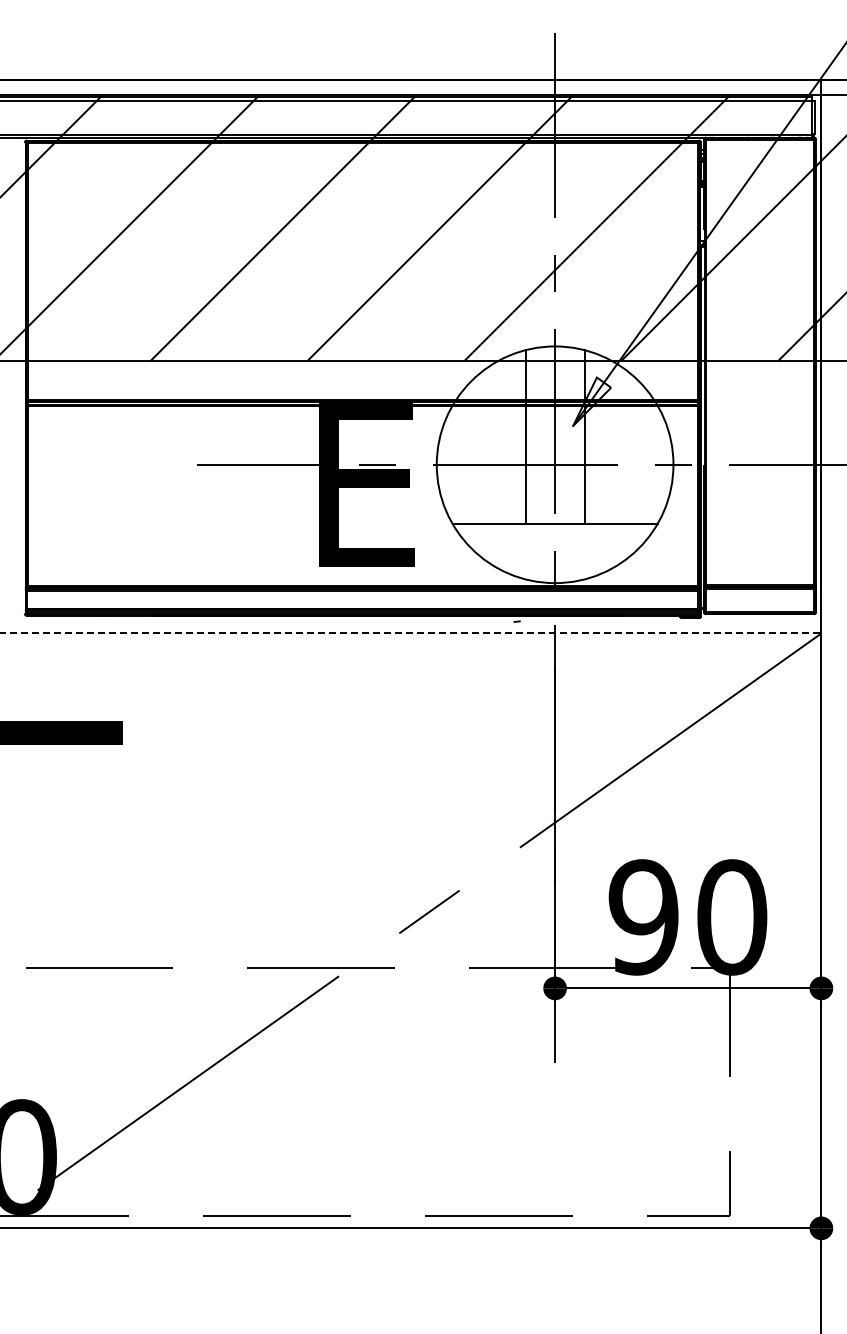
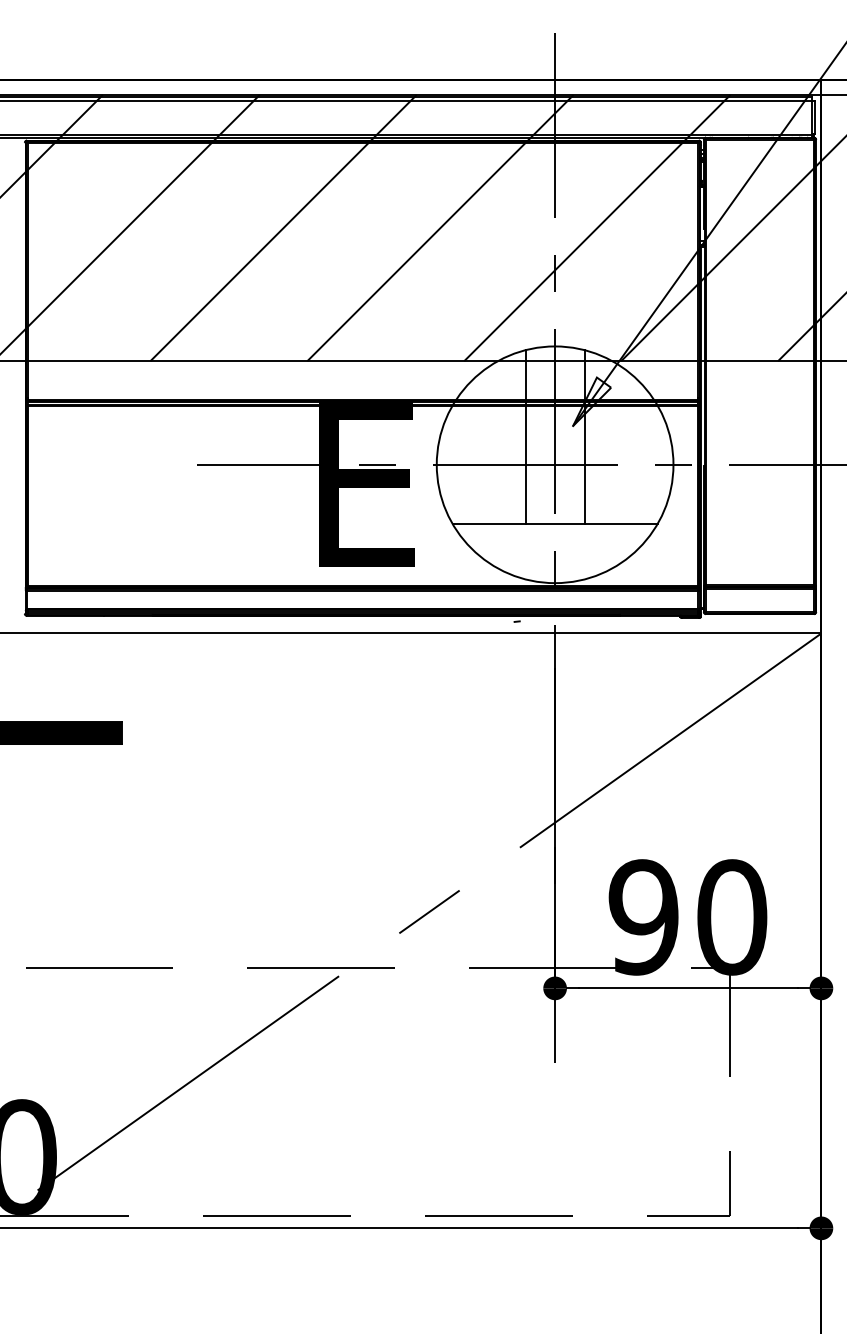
line: dashed -> solid (411, 633)
